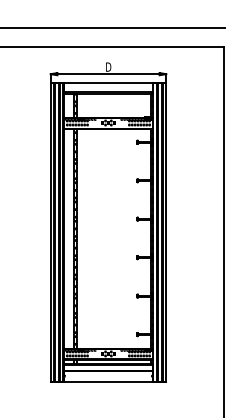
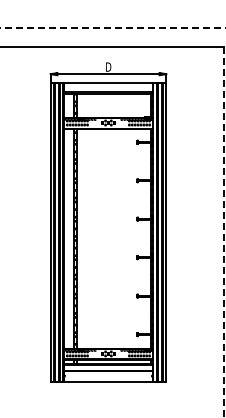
line: solid -> dashed (113, 28)
line: solid -> dashed (224, 232)
